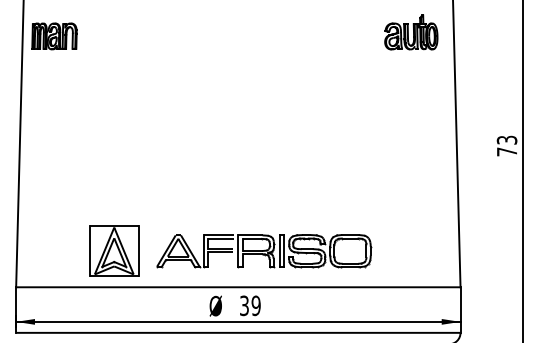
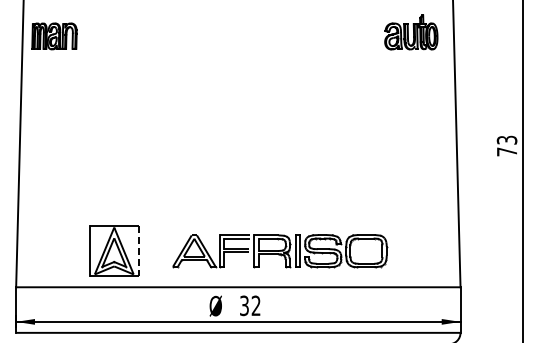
line: solid -> dashed (139, 251)
part position: (264, 251) -> (280, 251) (280, 251)
text: 39 -> 32 (255, 305)
